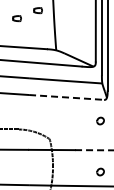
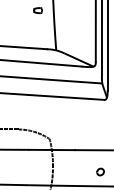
part: present -> none (16, 18)
line: dashed -> solid (66, 97)
part: present -> none (100, 120)
line: dashed -> solid (94, 150)
